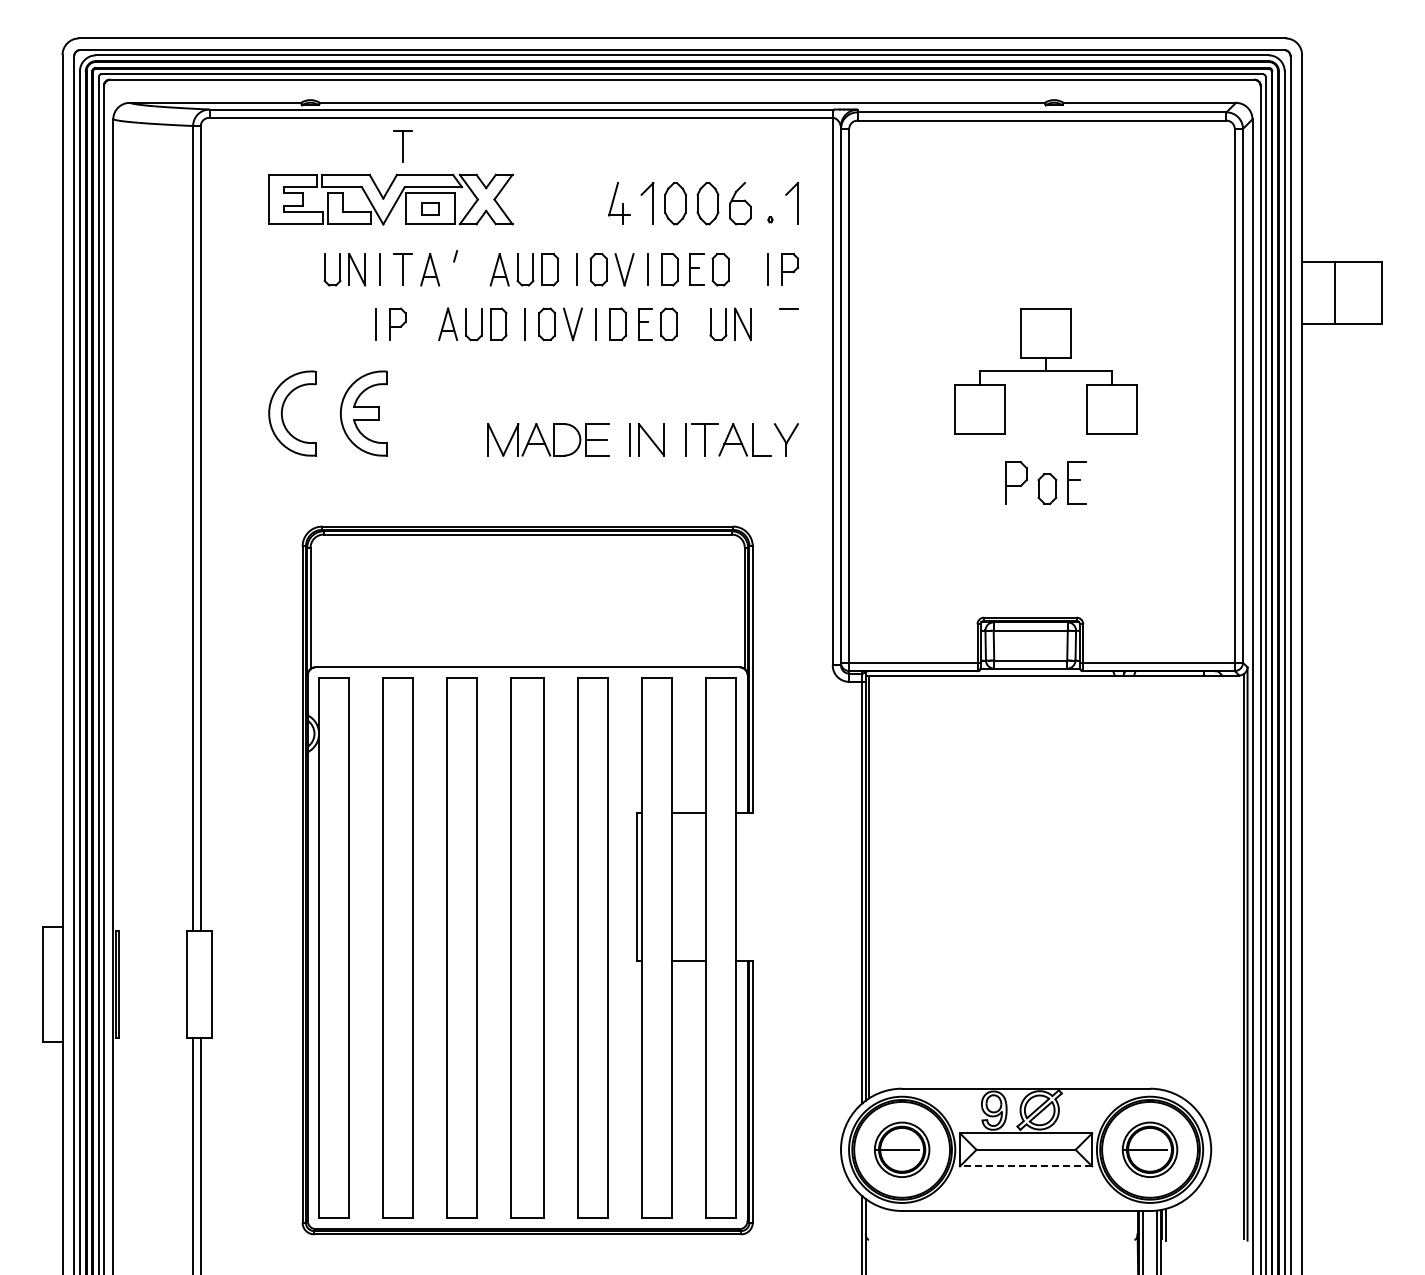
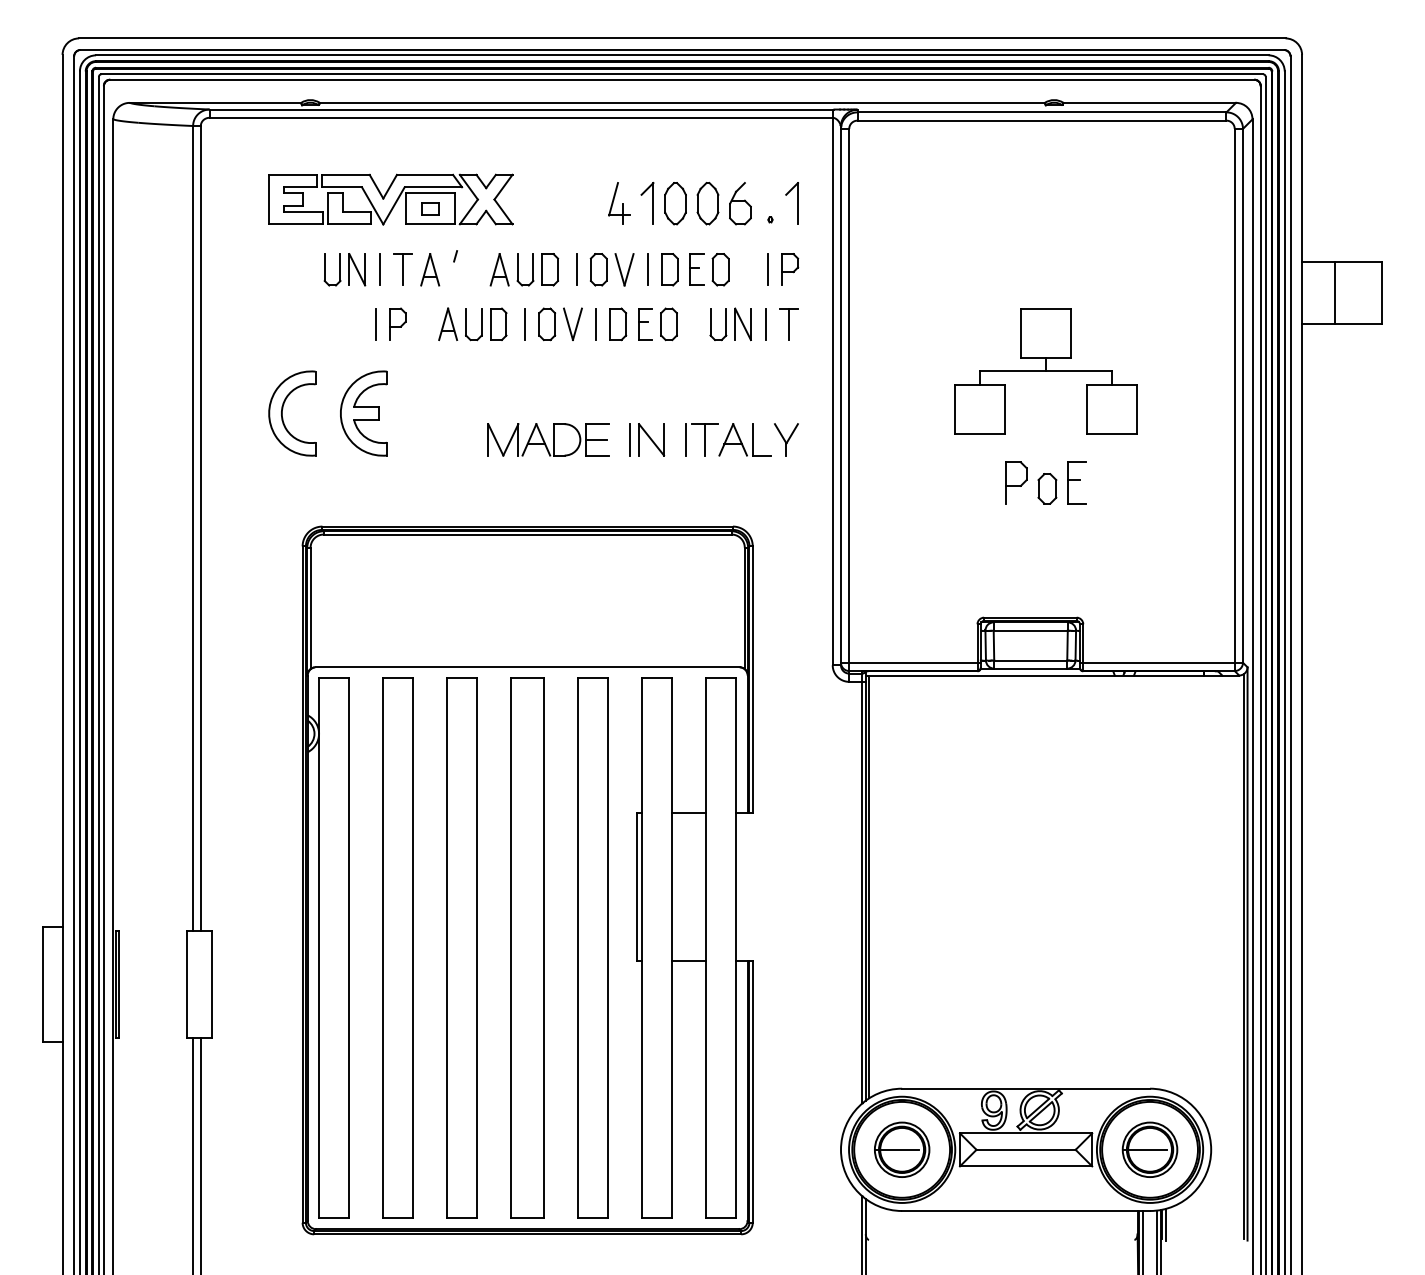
part: present -> none (402, 146)
line: none -> present (765, 324)
line: none -> present (789, 324)
line: dashed -> solid (1025, 1166)
